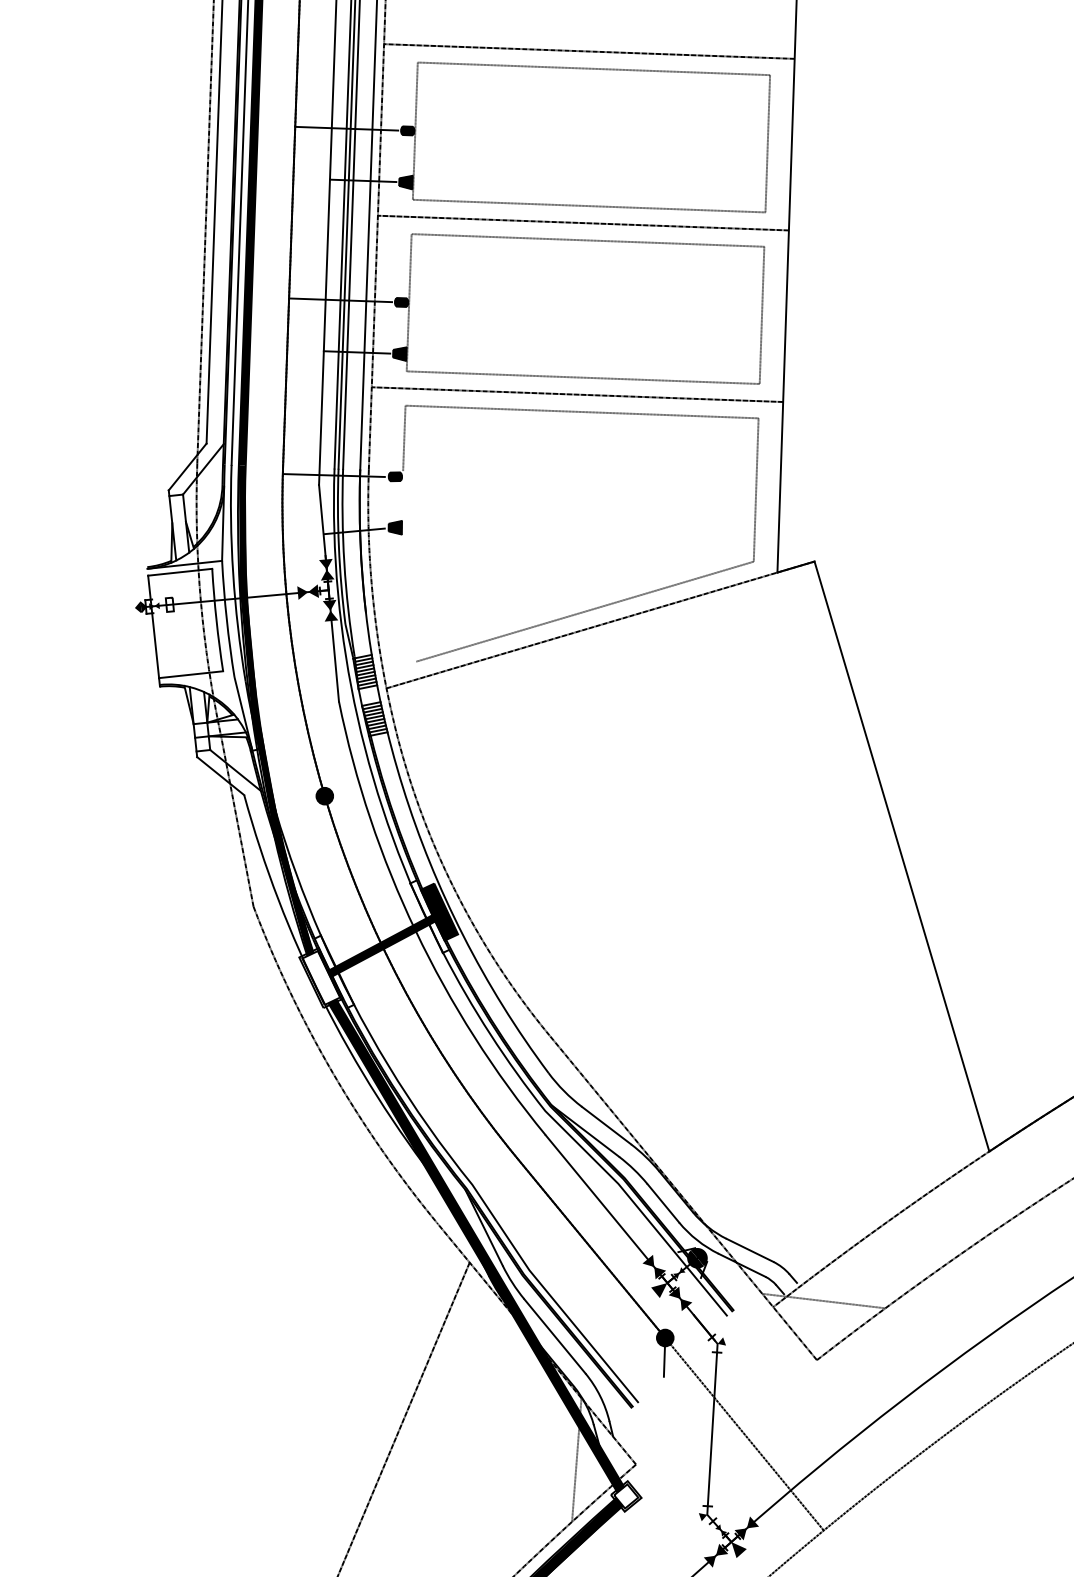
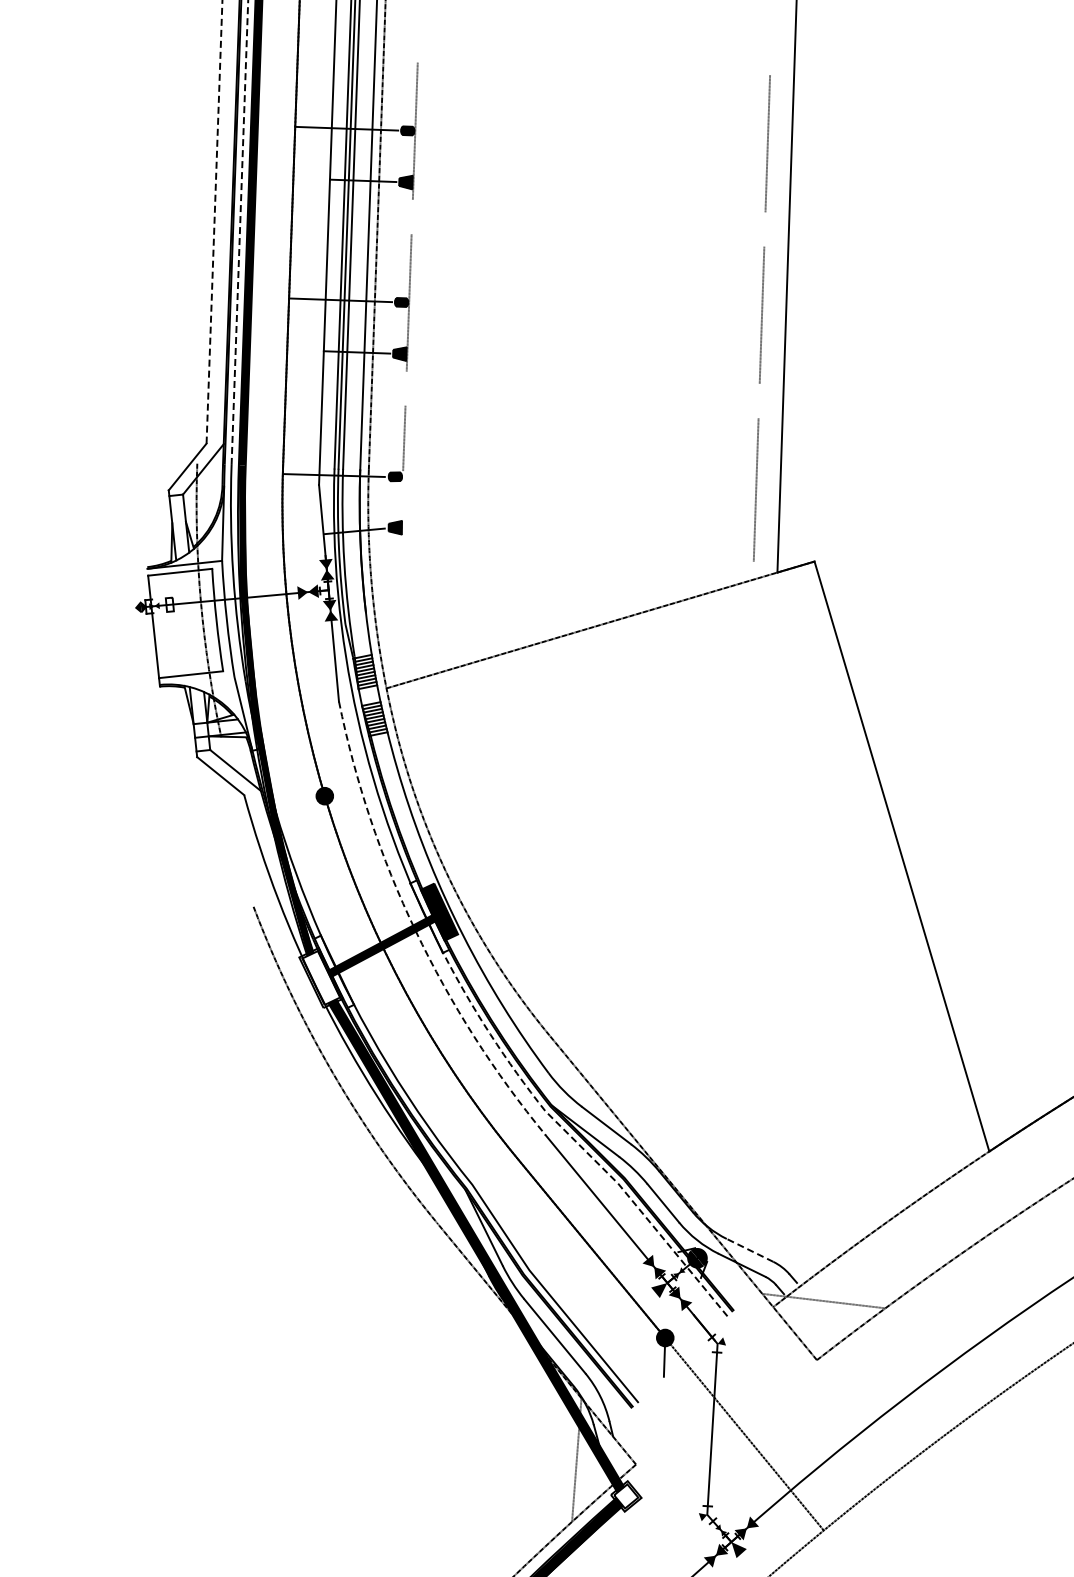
line: present -> none (589, 51)
line: present -> none (593, 68)
line: present -> none (588, 205)
line: solid -> dashed (214, 222)
line: present -> none (582, 222)
line: present -> none (205, 232)
line: solid -> dashed (239, 232)
line: present -> none (587, 240)
line: present -> none (582, 377)
line: present -> none (577, 394)
line: present -> none (581, 411)
line: present -> none (584, 611)
line: present -> none (237, 821)
arc: solid -> dashed (415, 931)
line: solid -> dashed (572, 1137)
line: solid -> dashed (750, 1250)
line: present -> none (404, 1417)
